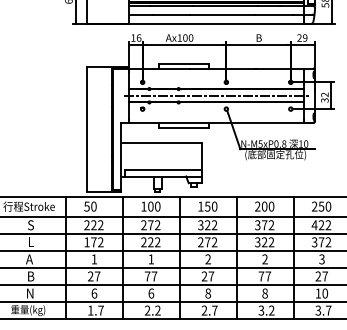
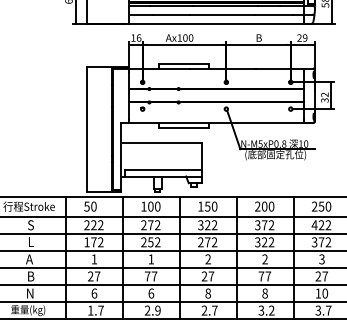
line: present -> none (216, 95)
text: 222 -> 252 (150, 242)
text: 2.2 -> 2.9 (157, 310)
